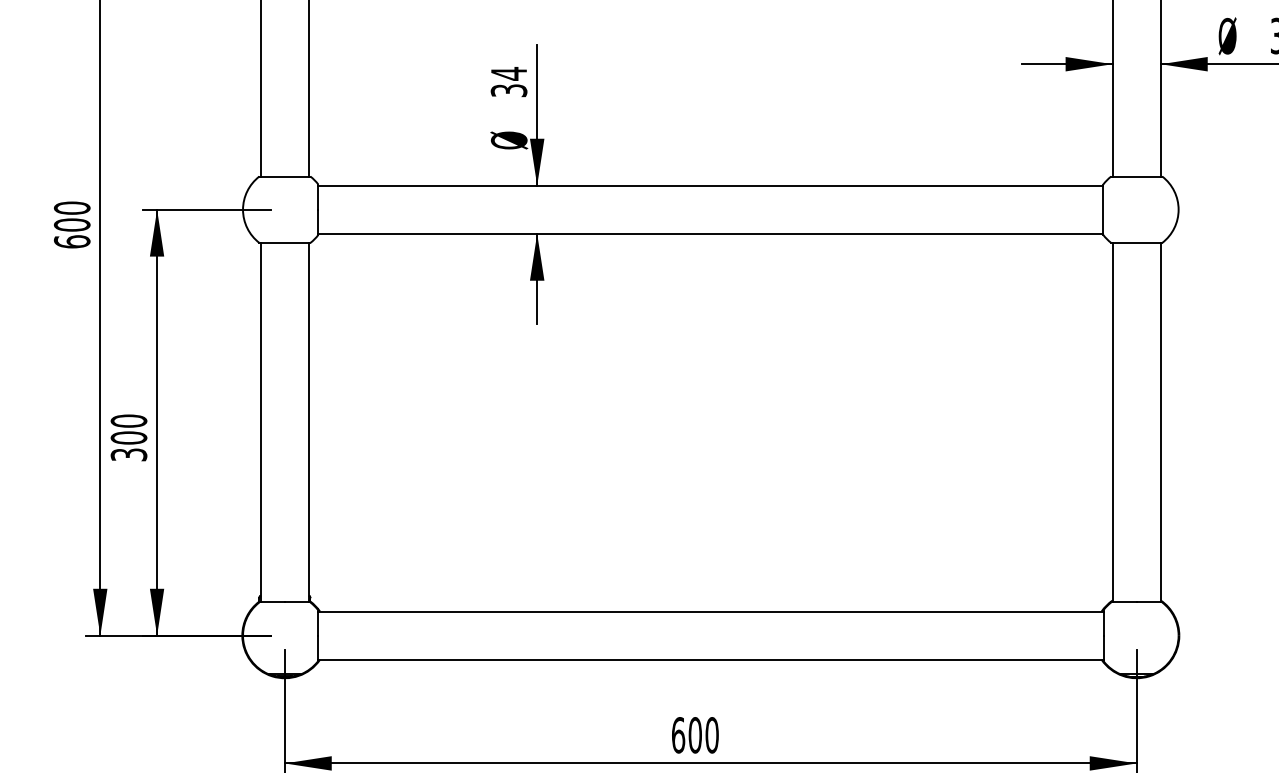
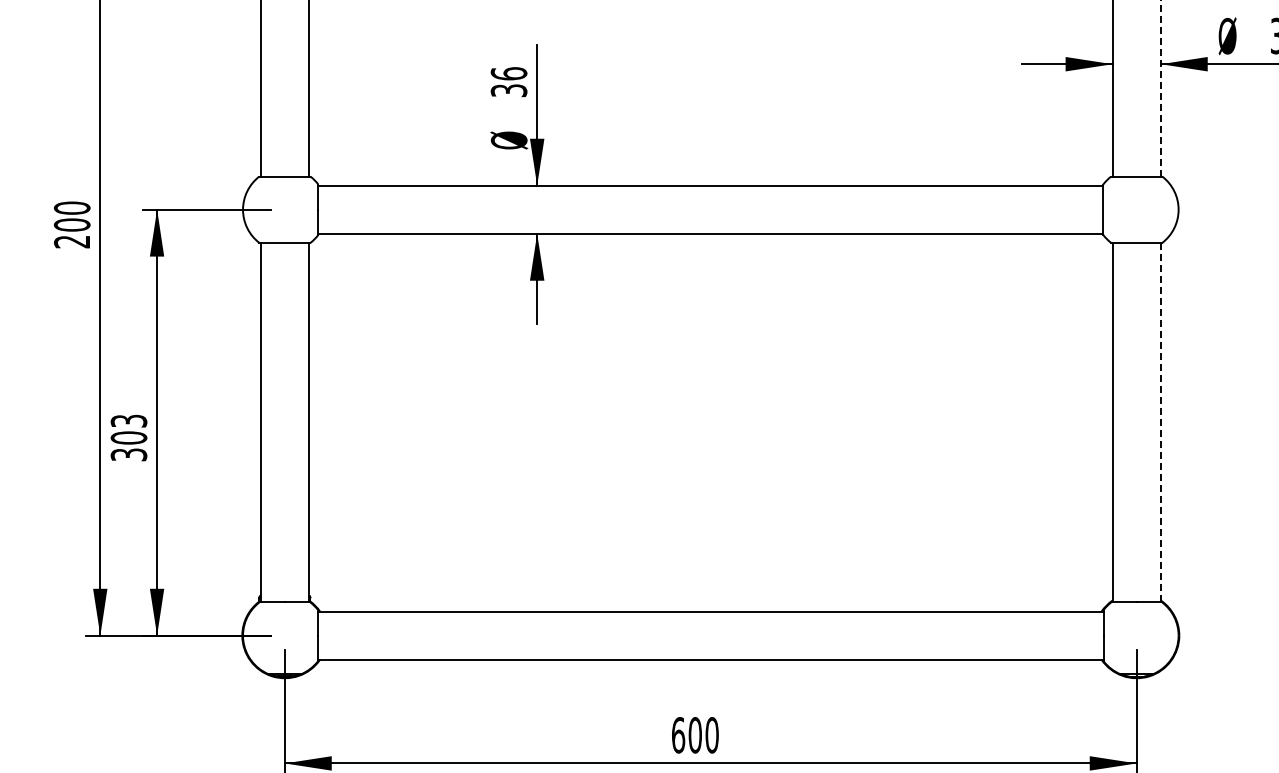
text: 34 -> 36 (508, 73)
line: solid -> dashed (1160, 88)
text: 600 -> 200 (71, 241)
text: 300 -> 303 (128, 420)
line: solid -> dashed (1160, 422)
